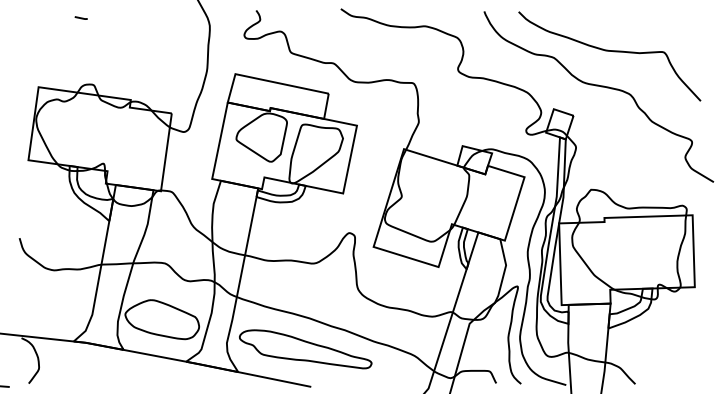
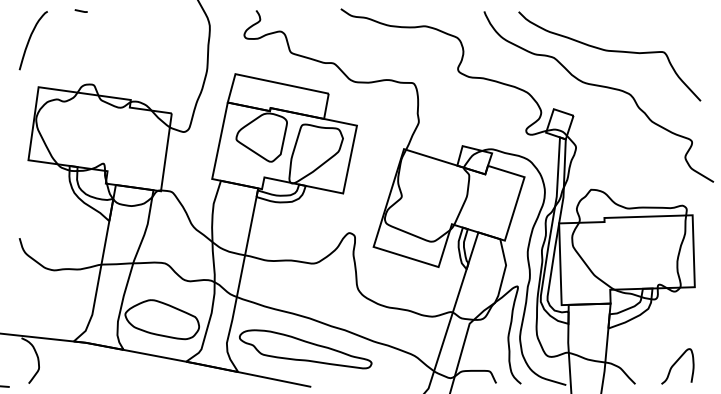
line position: (80, 17) -> (80, 10) (80, 10)
curve: none -> present (30, 39)
curve: none -> present (675, 364)
